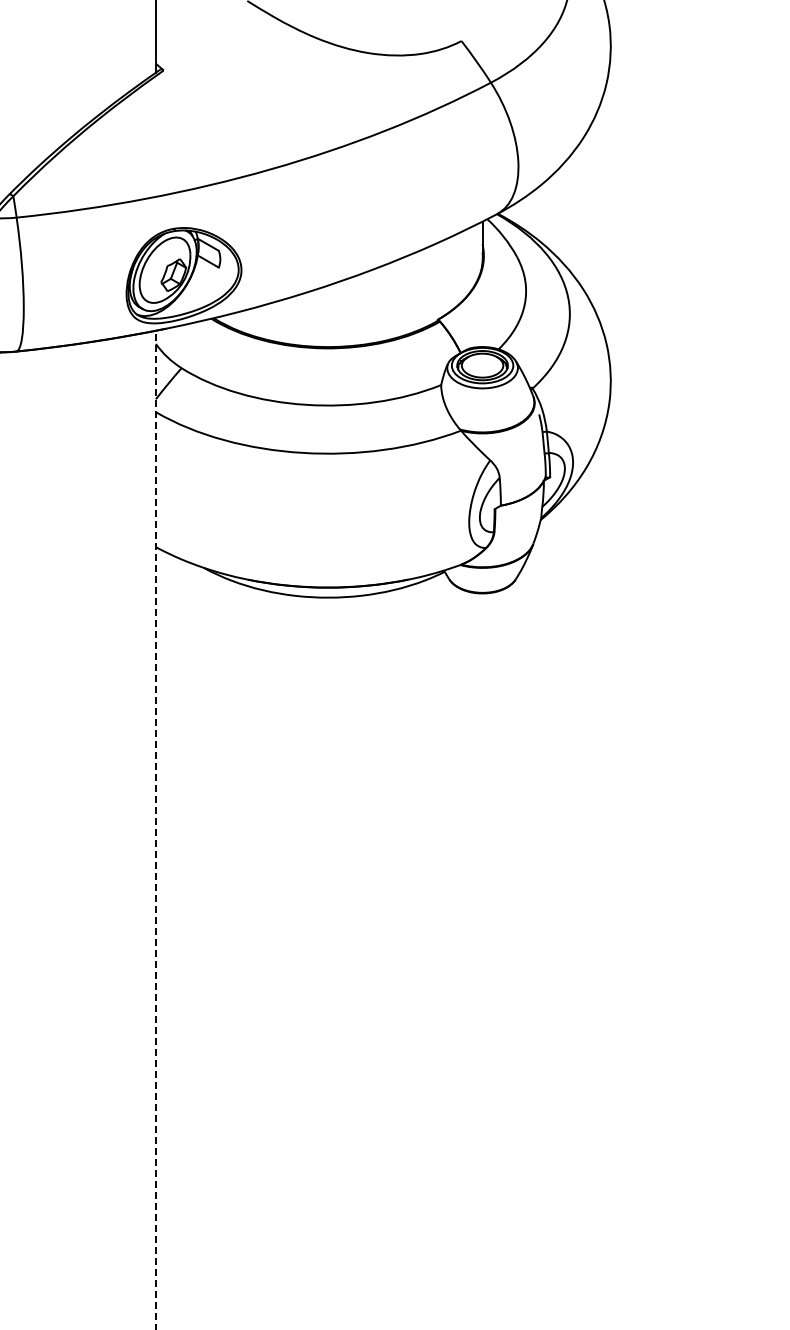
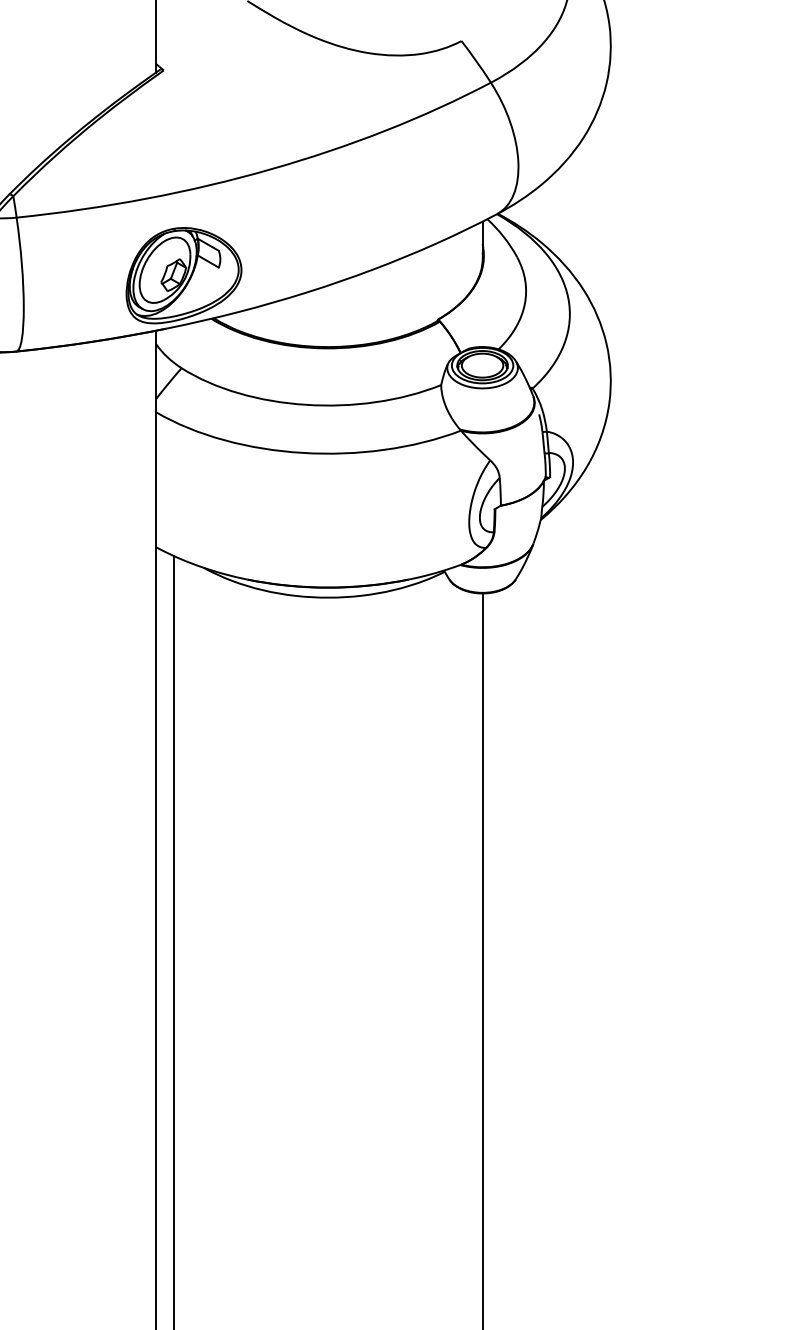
line: dashed -> solid (155, 829)
line: none -> present (173, 940)
line: none -> present (482, 959)
